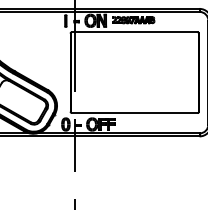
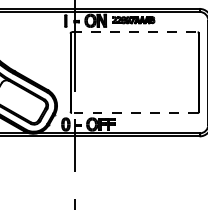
line: solid -> dashed (134, 32)
line: solid -> dashed (134, 113)
